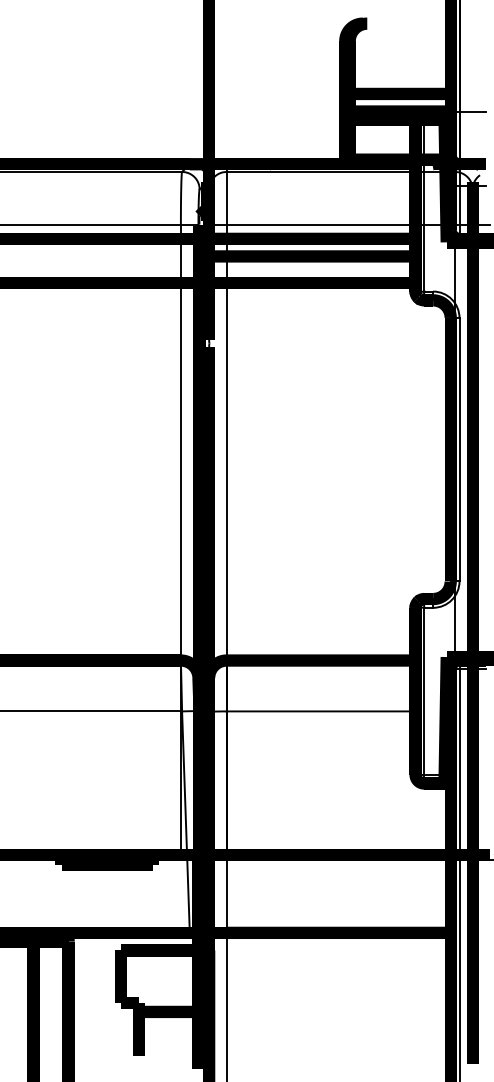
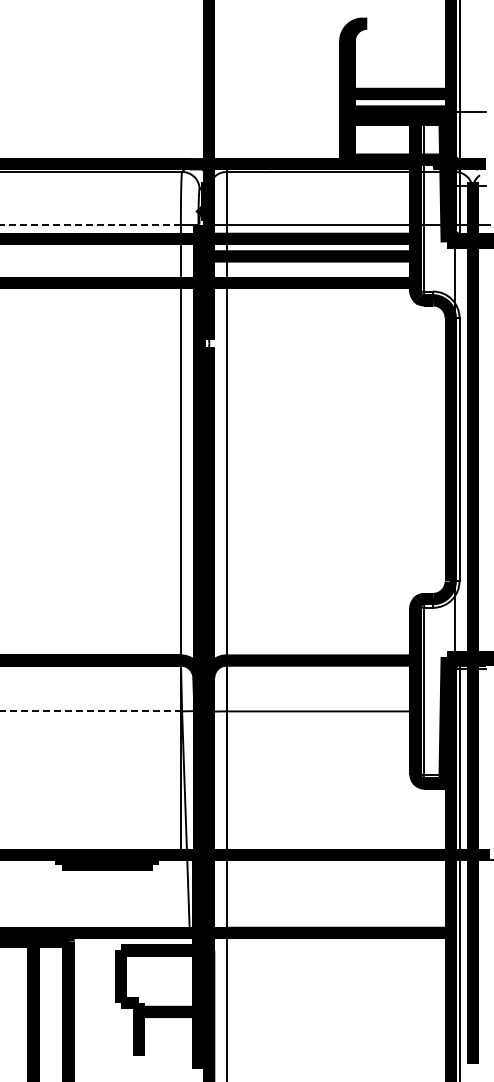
line: solid -> dashed (90, 224)
line: solid -> dashed (91, 711)
